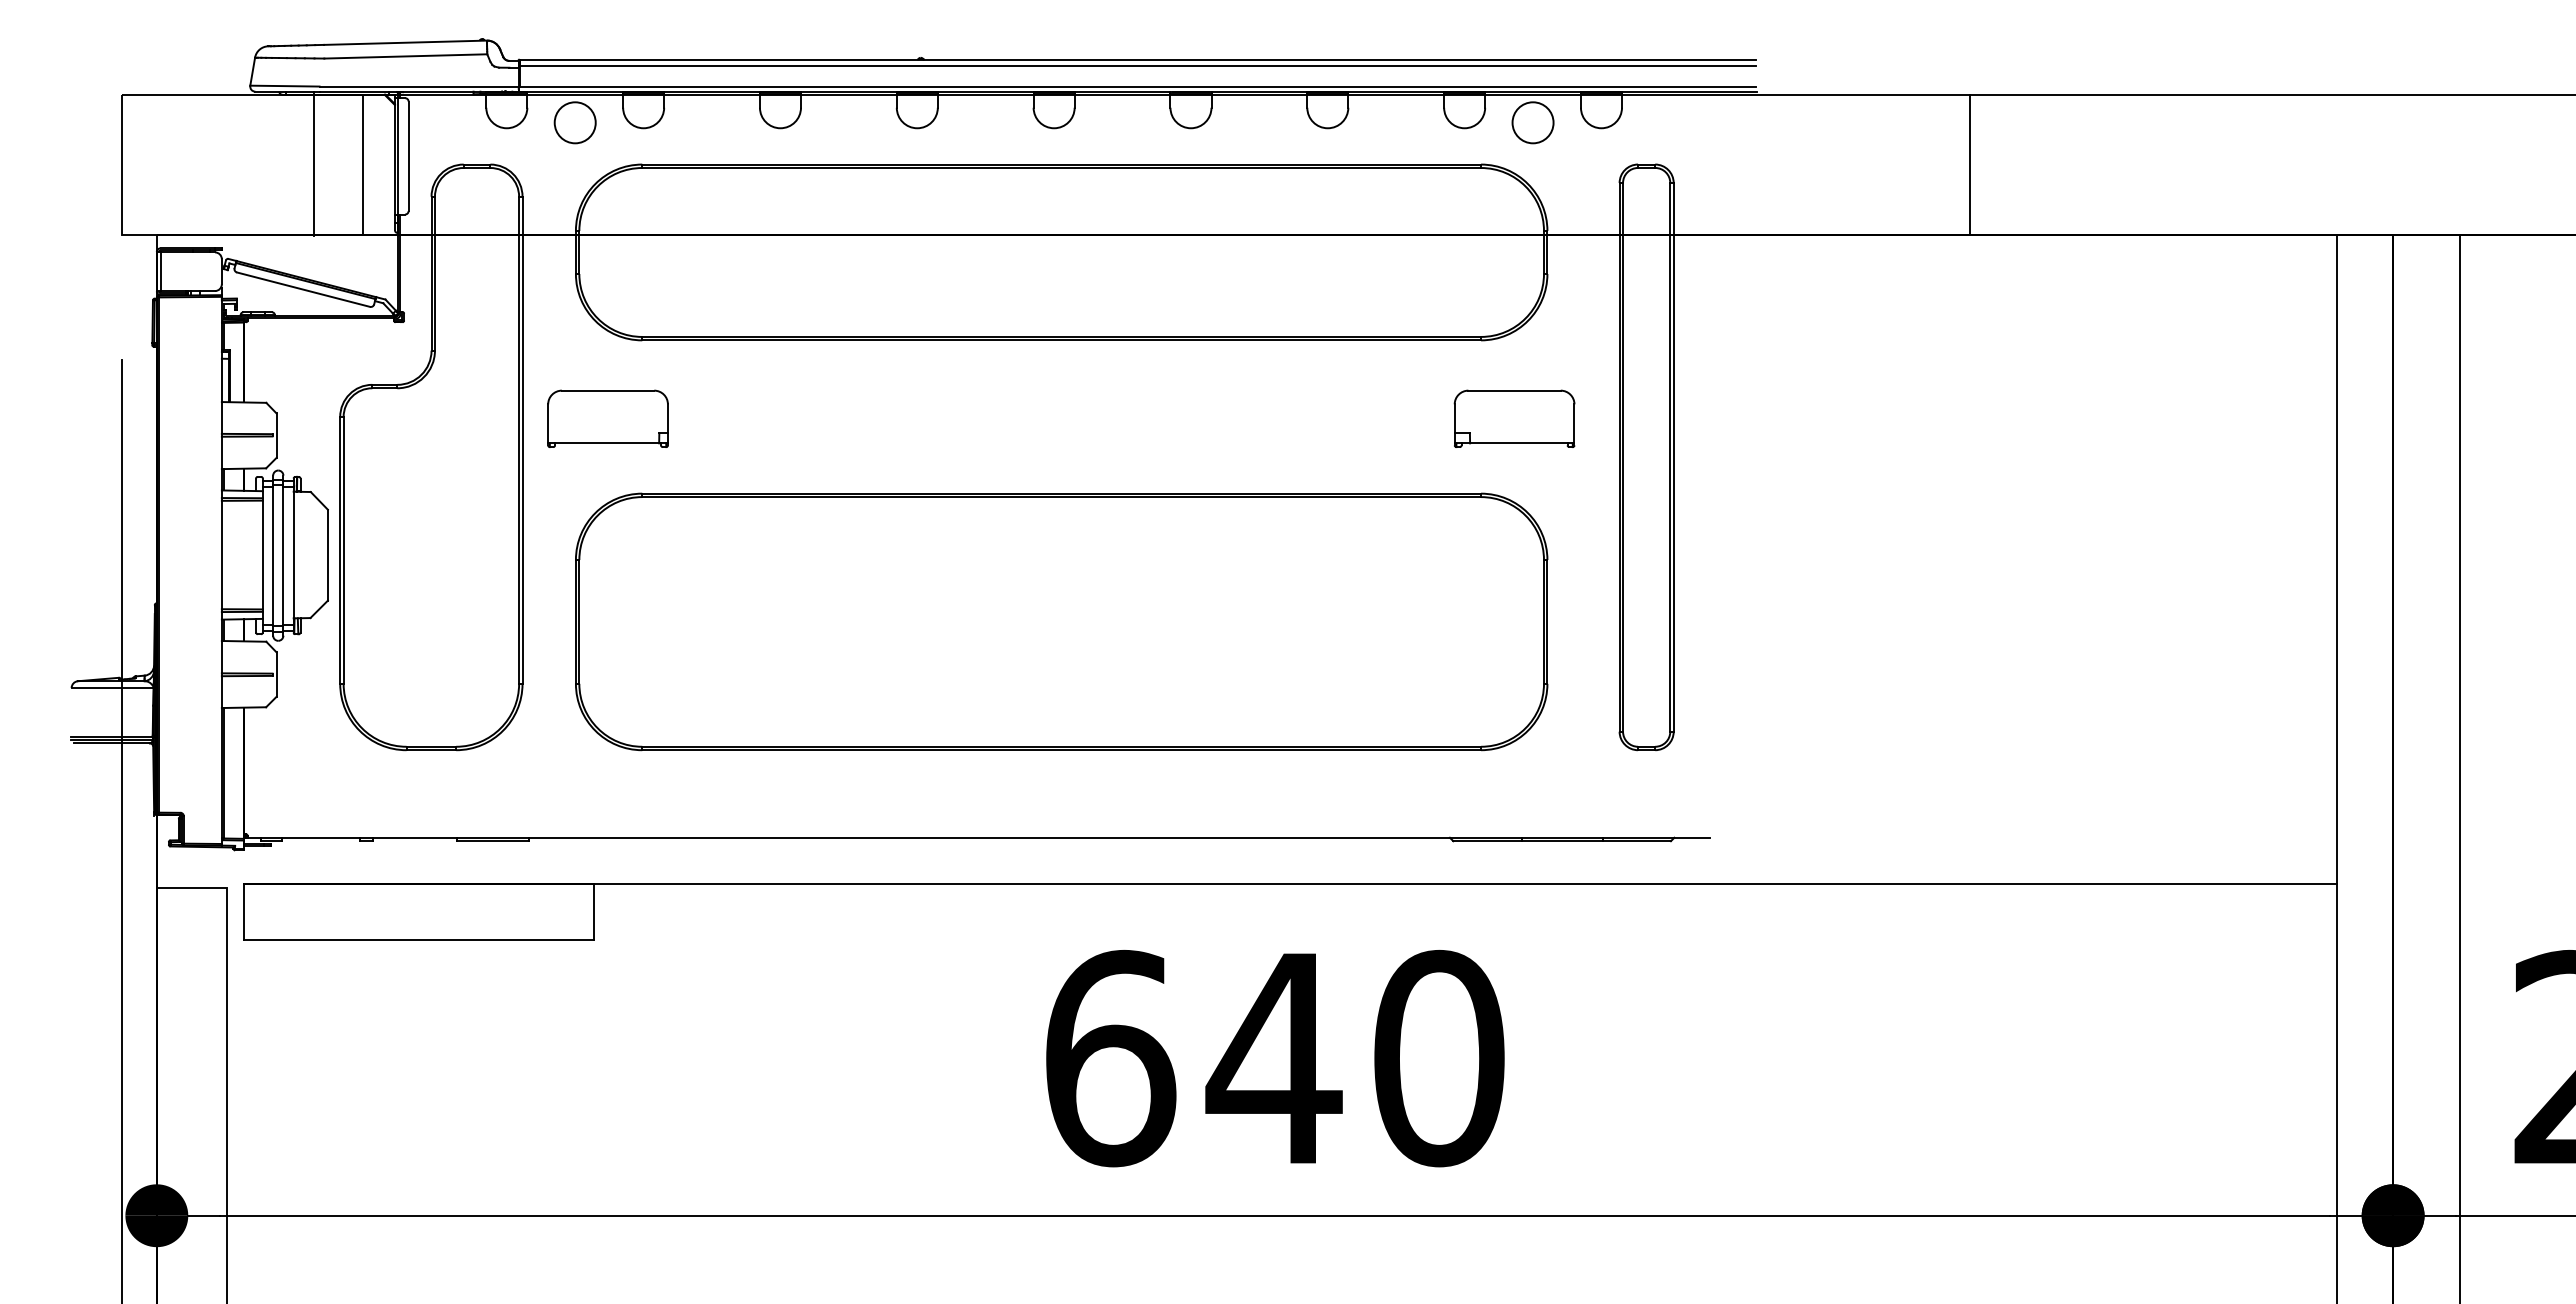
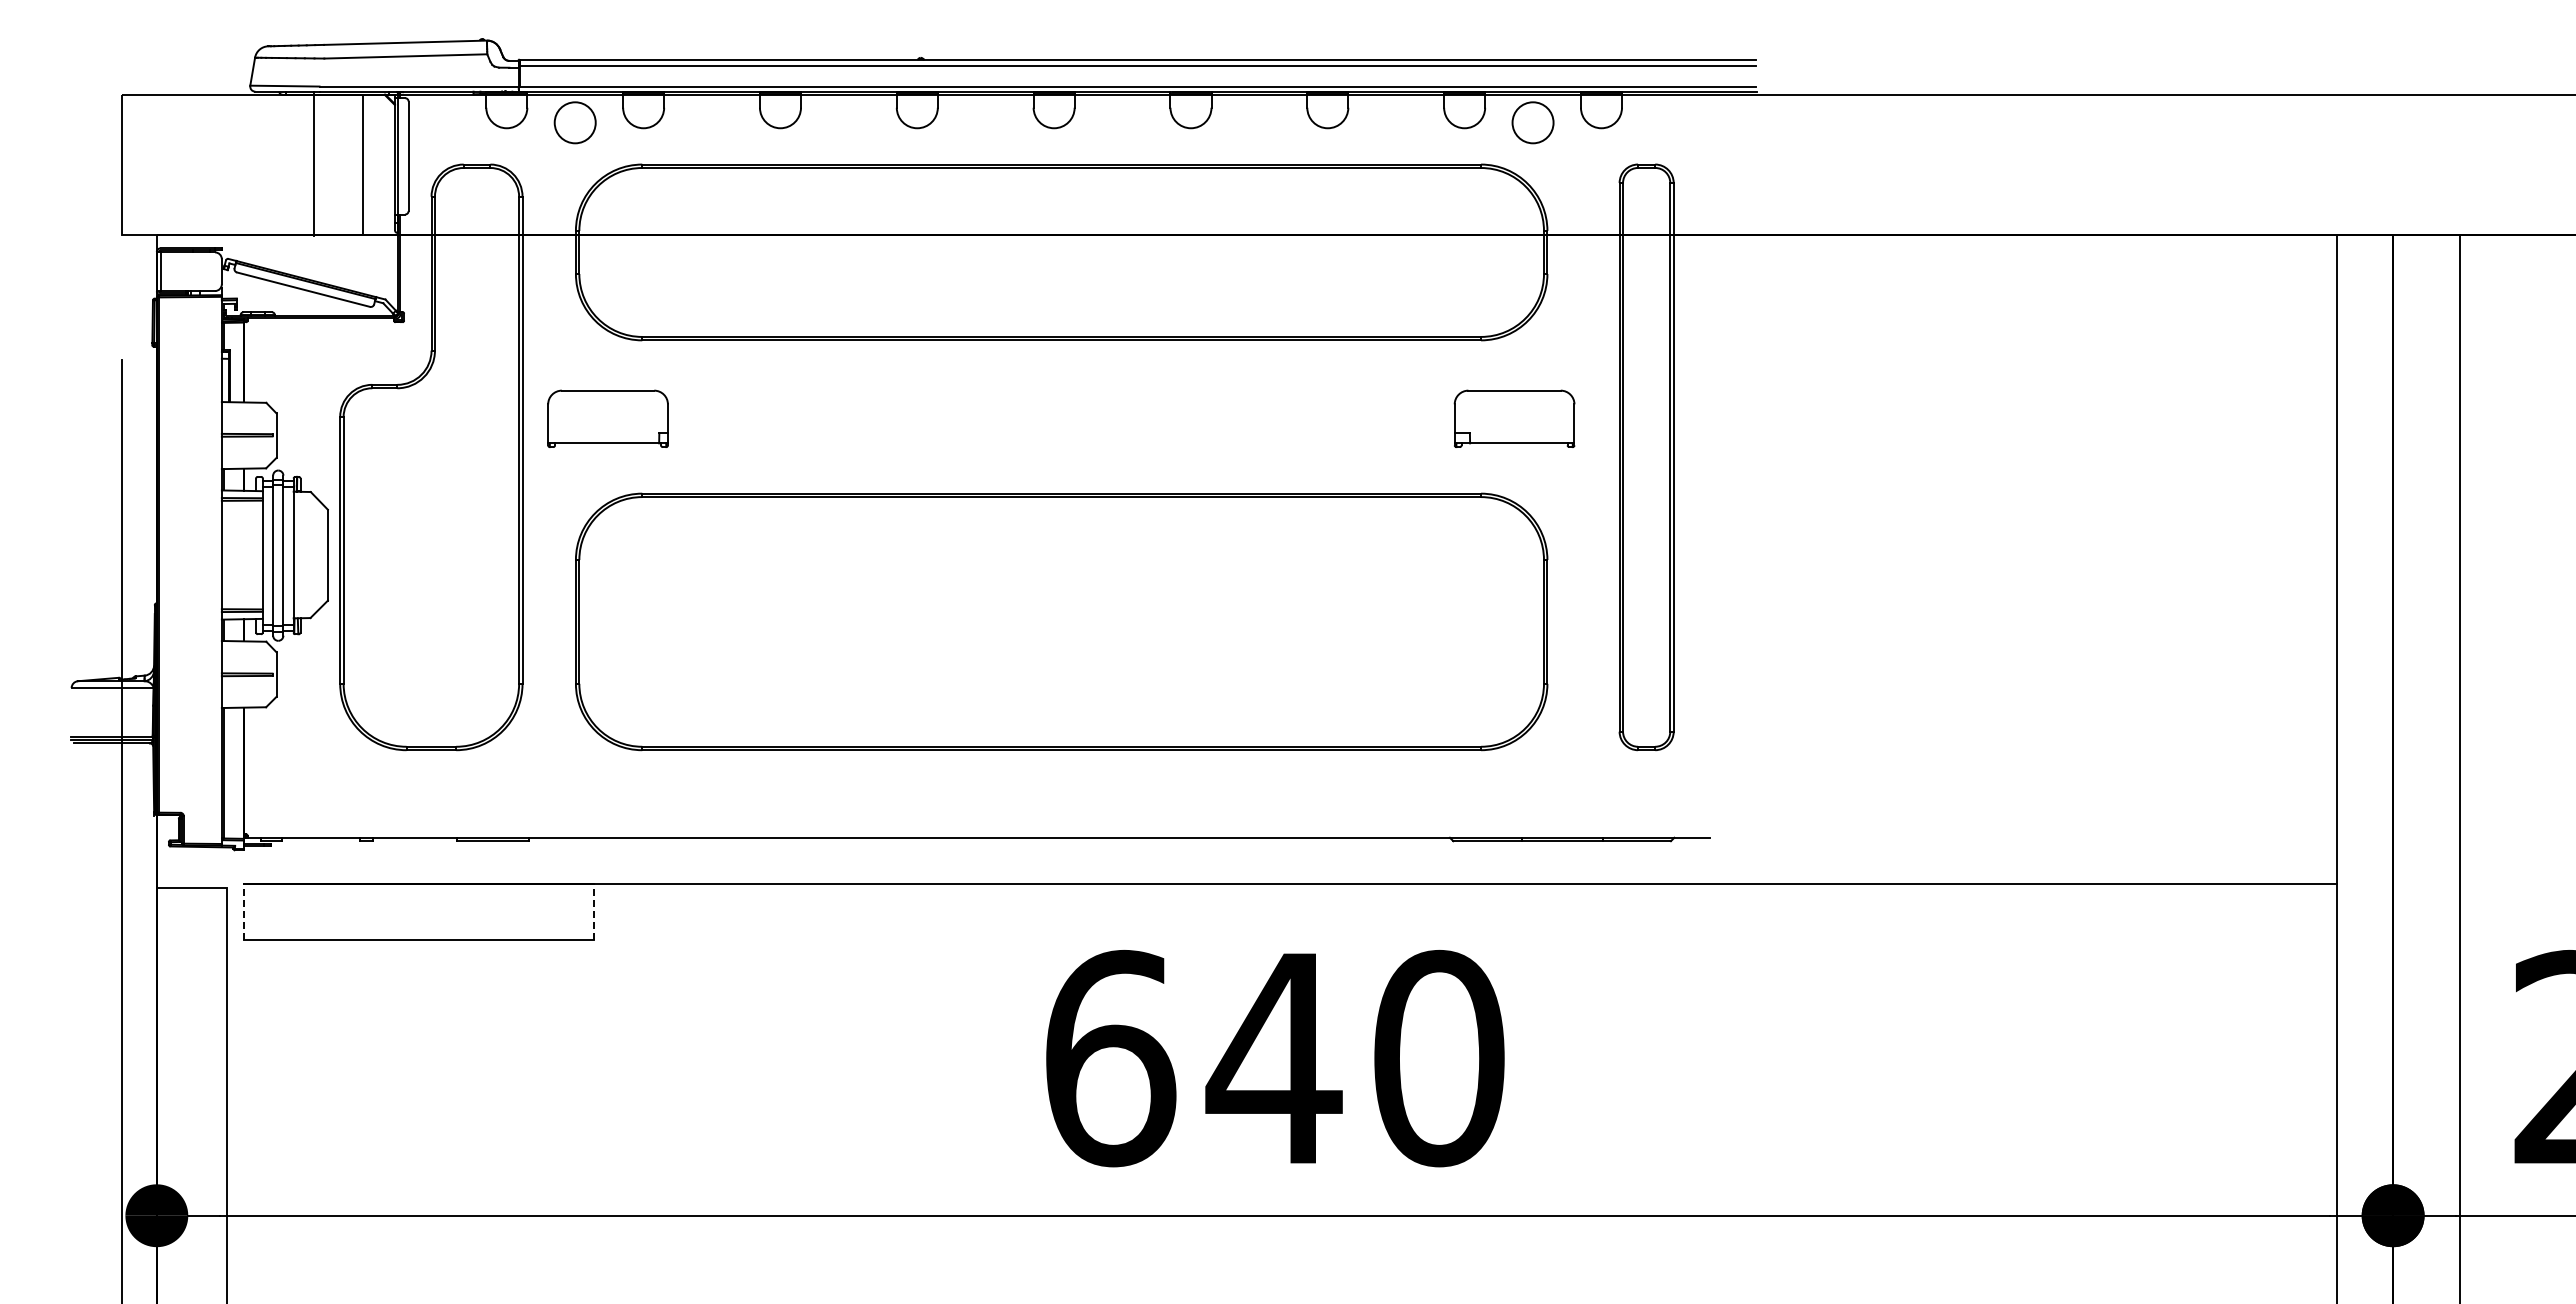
line: present -> none (1970, 164)
line: solid -> dashed (244, 912)
line: solid -> dashed (593, 912)
